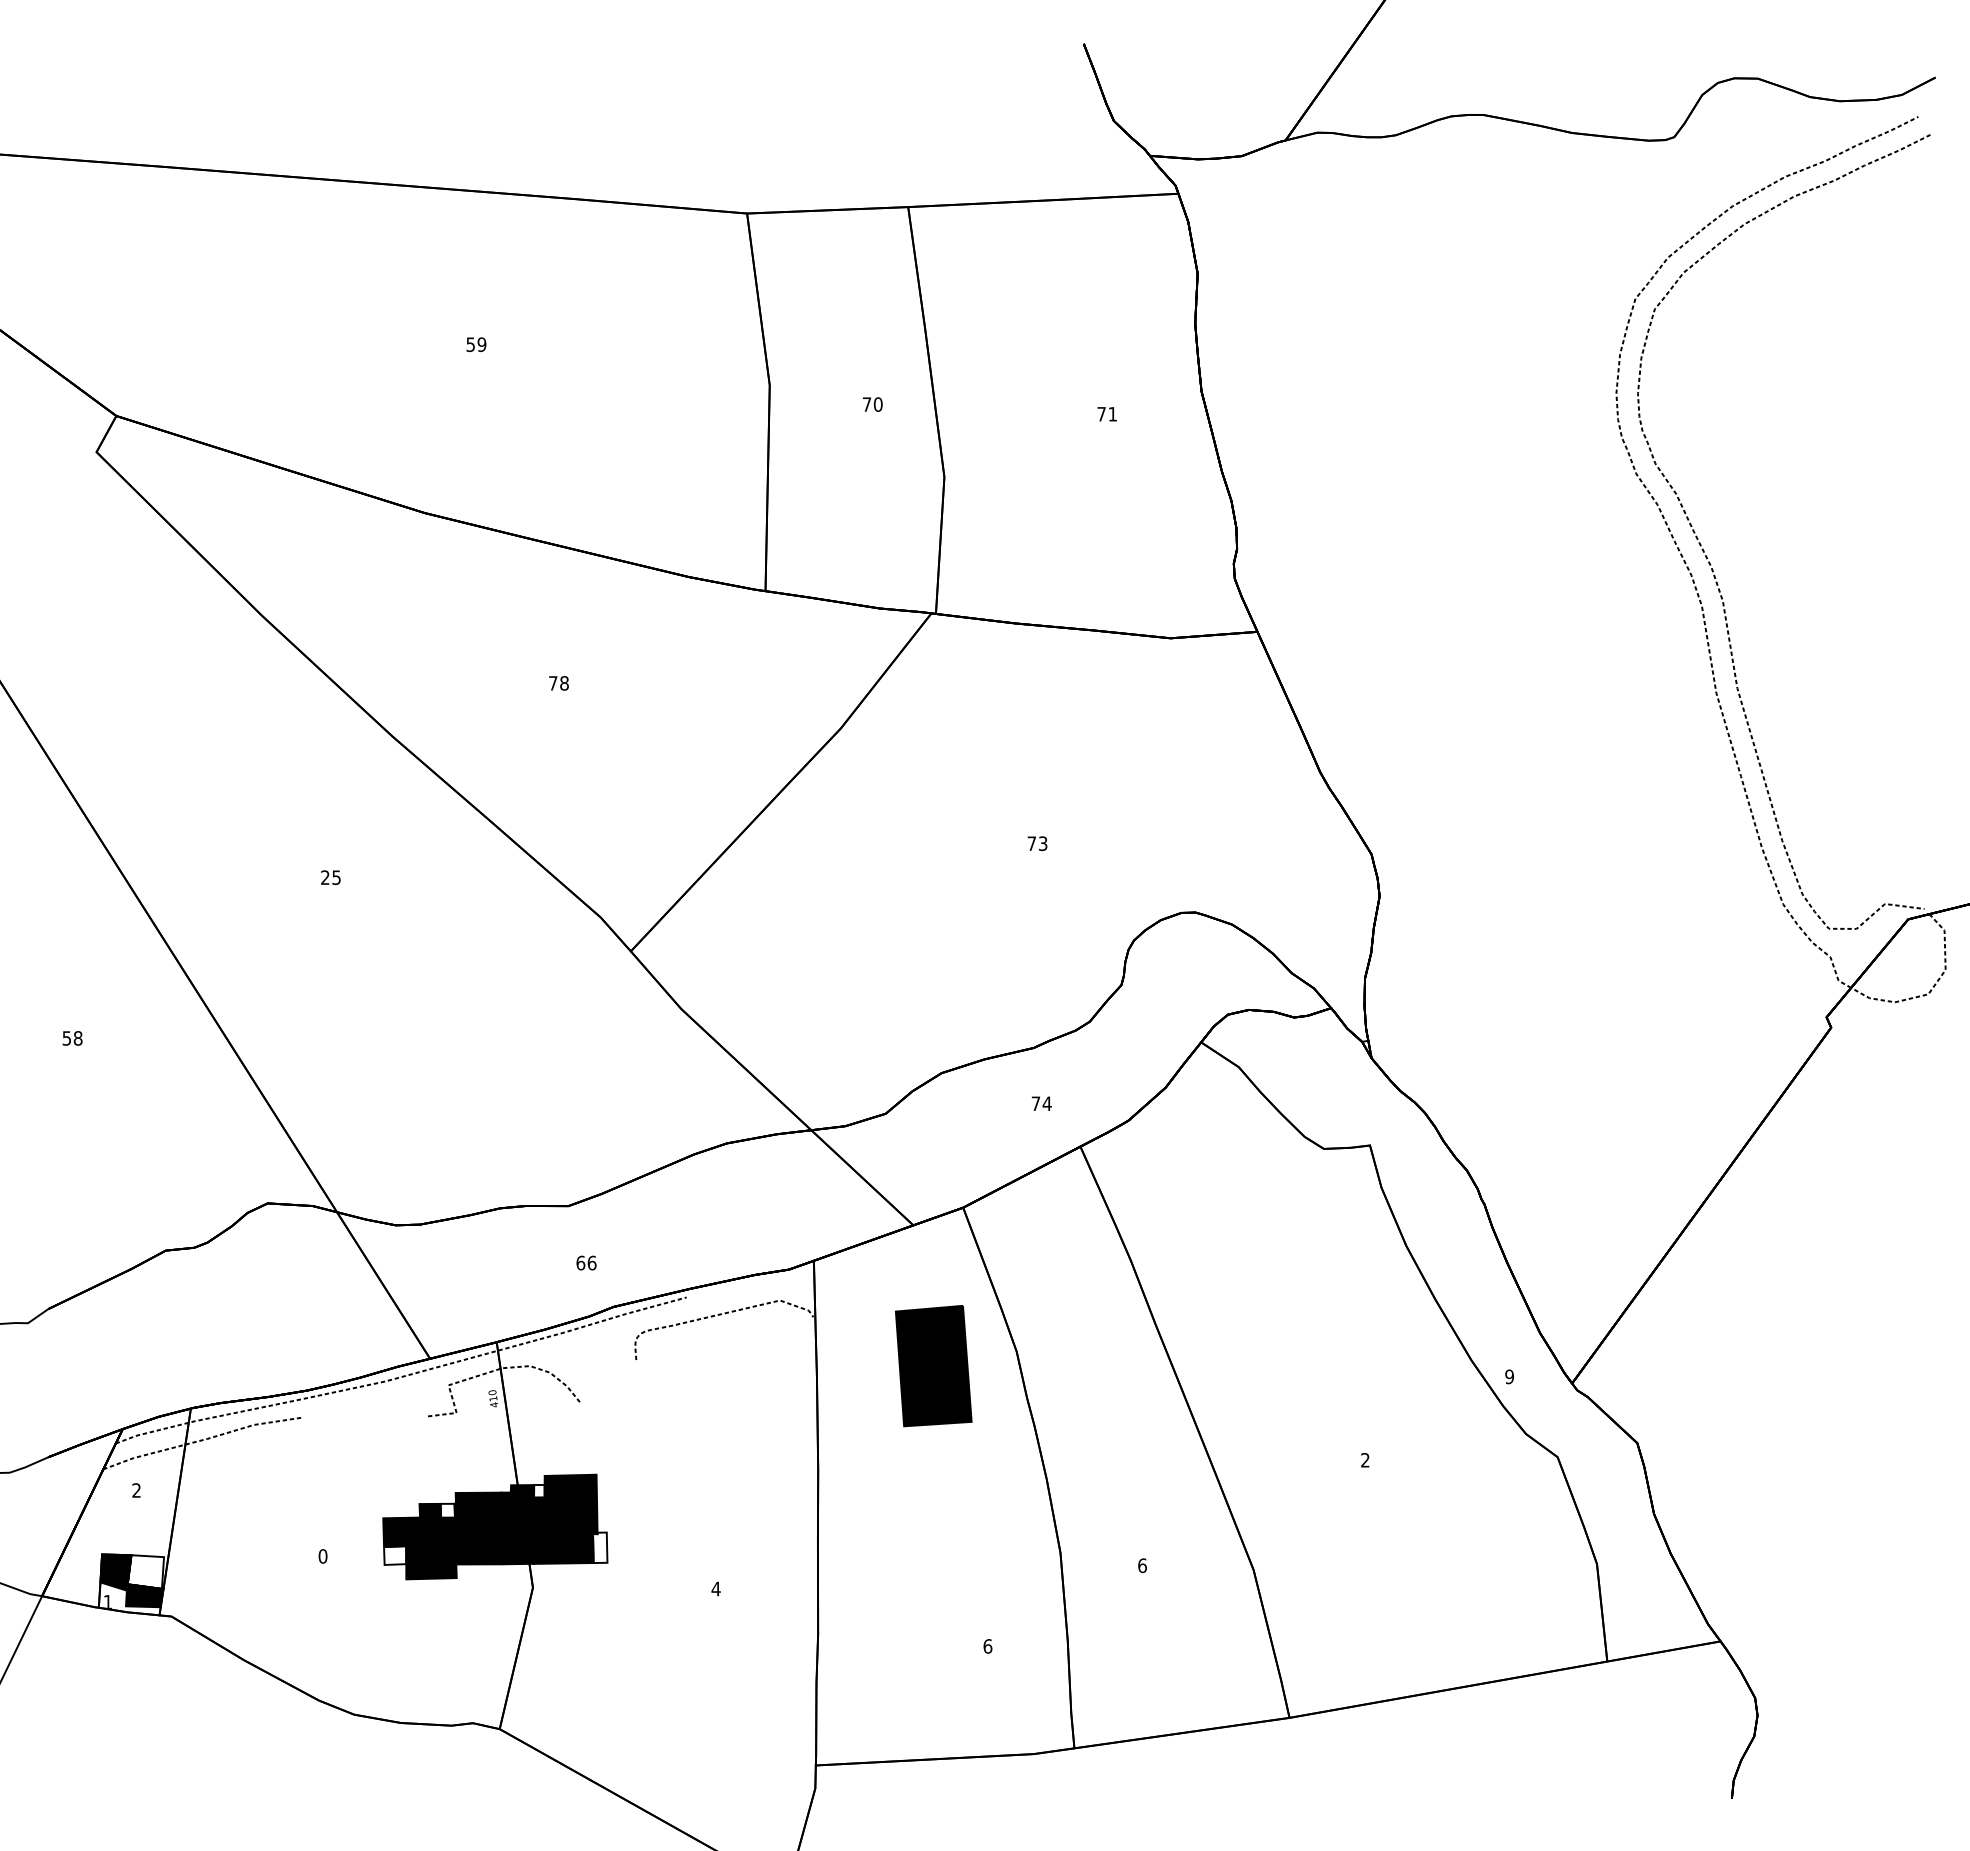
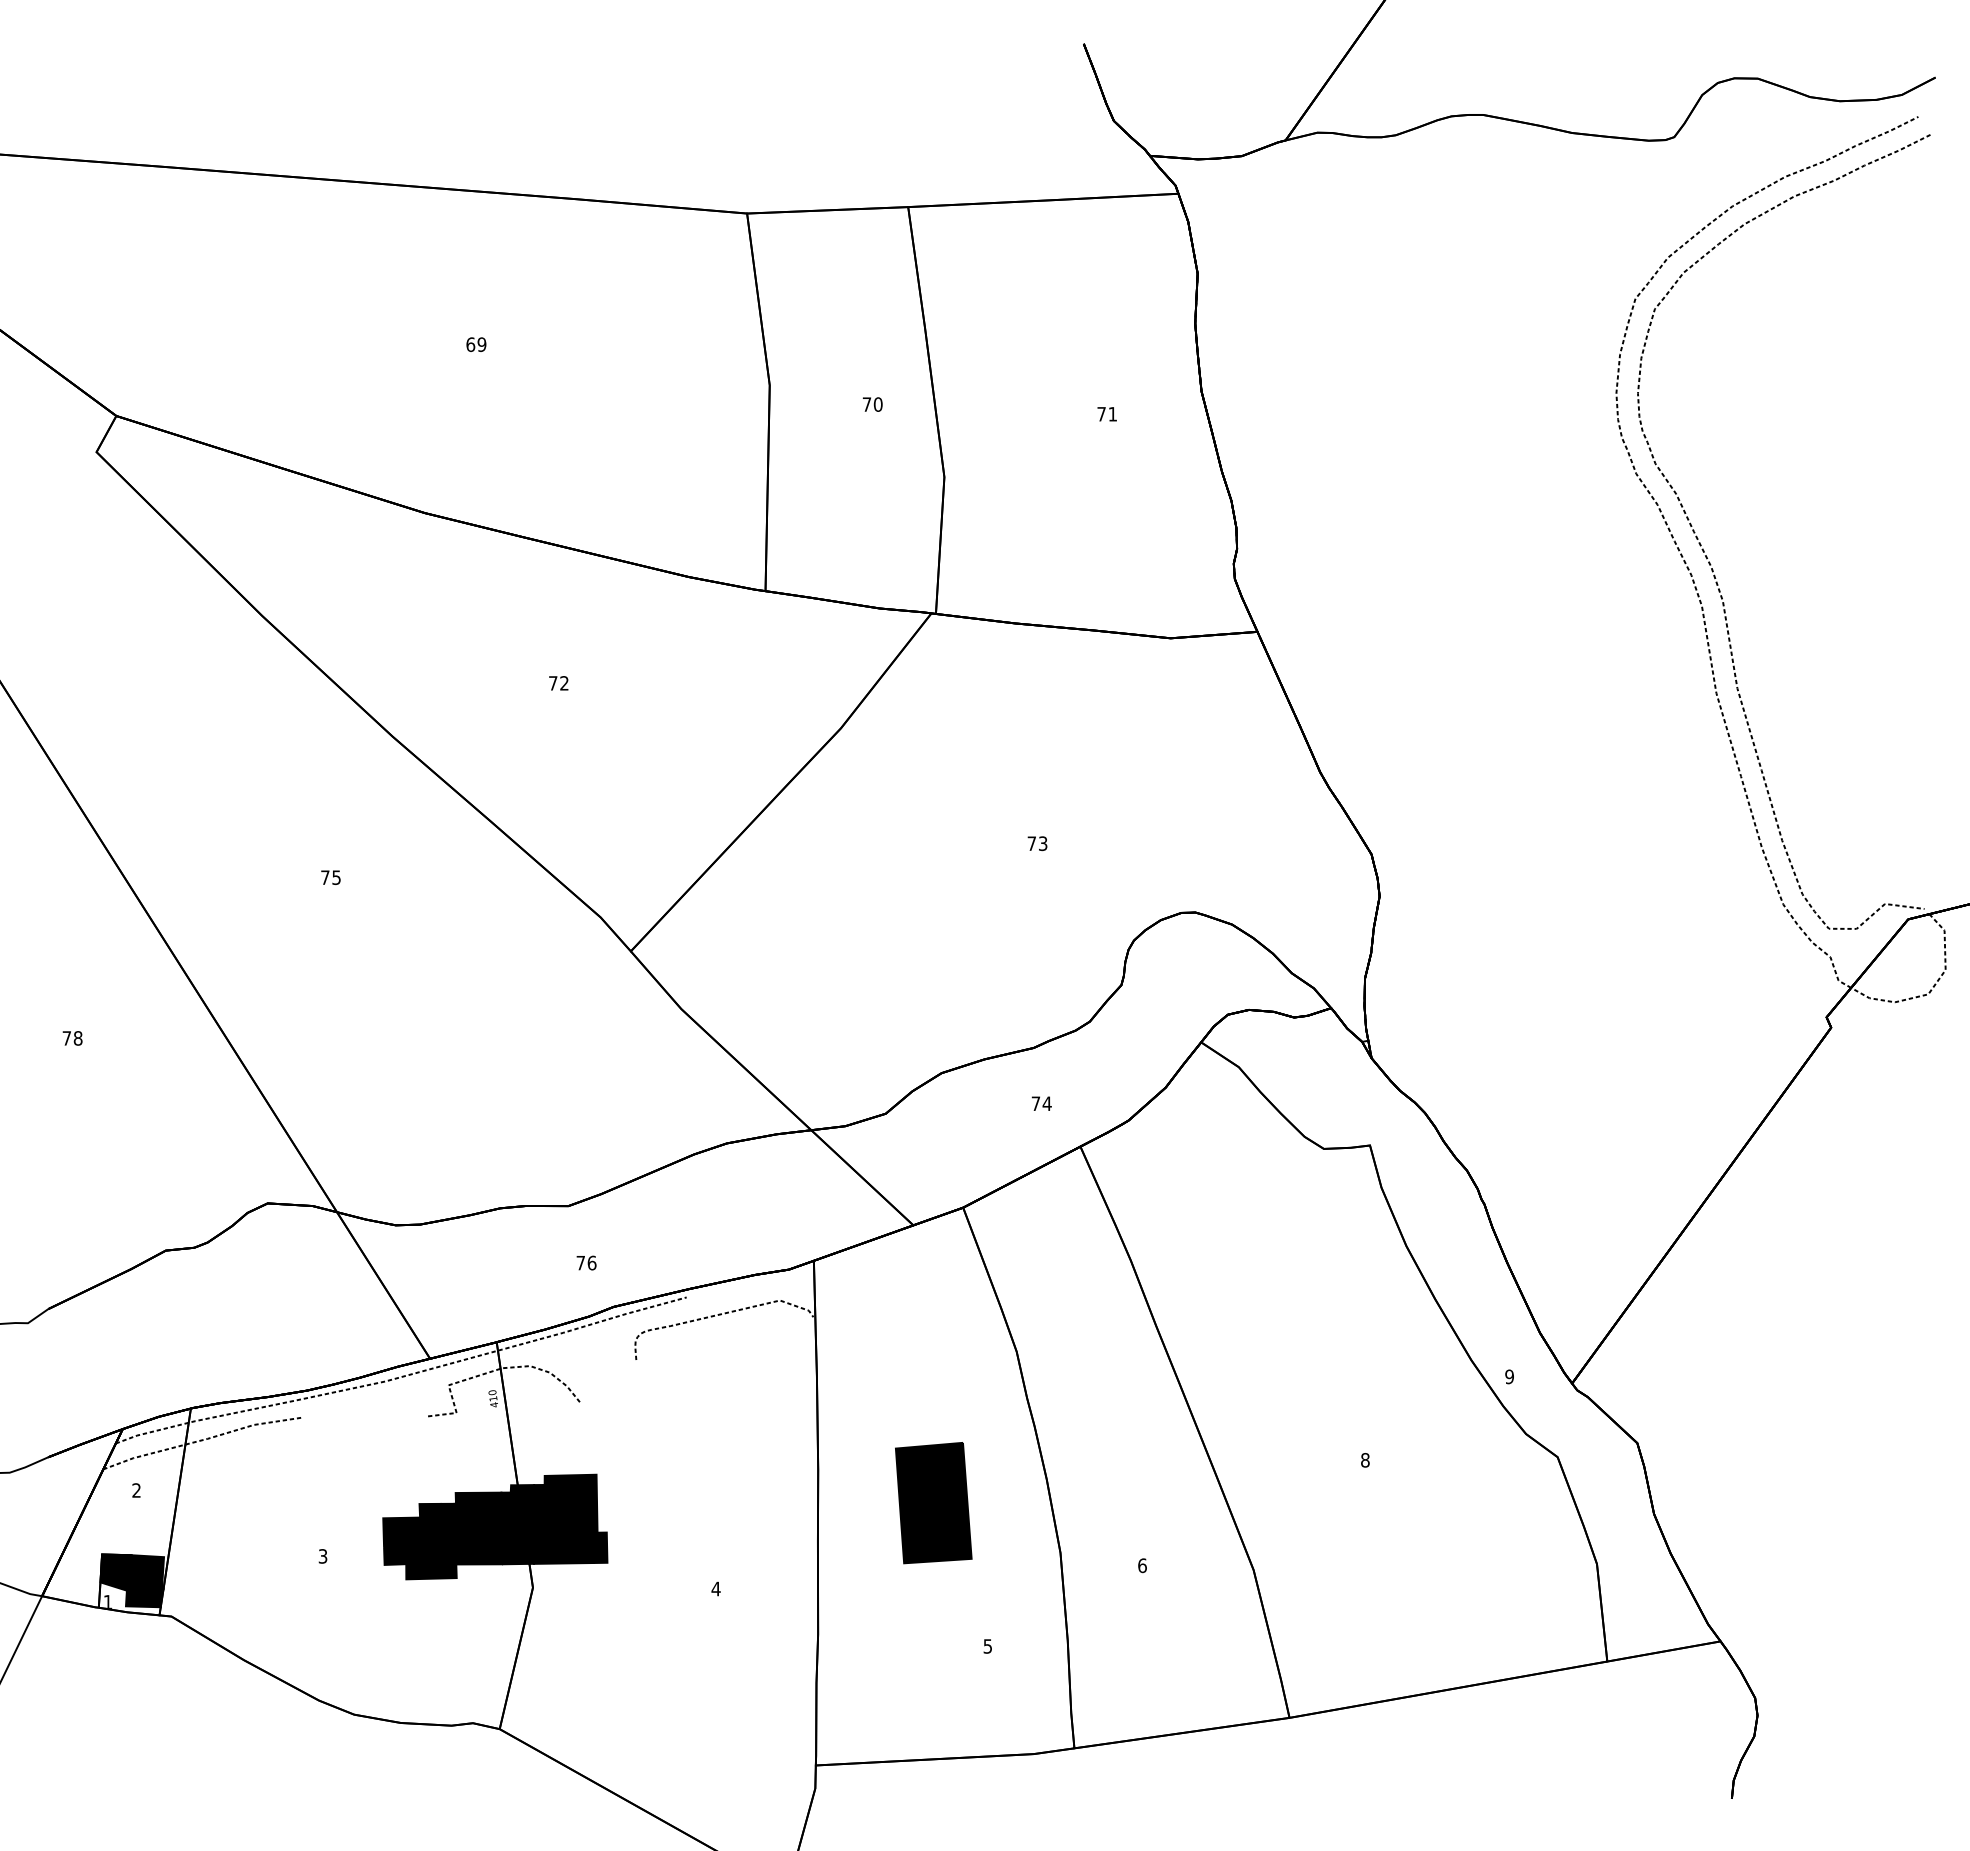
text: 59 -> 69 (470, 344)
text: 78 -> 72 (564, 683)
text: 25 -> 75 (325, 877)
text: 58 -> 78 (66, 1038)
text: 66 -> 76 (580, 1262)
part position: (933, 1366) -> (933, 1503) (933, 1503)
text: 2 -> 8 (1365, 1460)
fill: none -> present (539, 1490)
fill: none -> present (447, 1510)
fill: none -> present (600, 1547)
fill: none -> present (395, 1555)
text: 0 -> 3 (322, 1556)
fill: none -> present (145, 1571)
text: 6 -> 5 (987, 1646)
